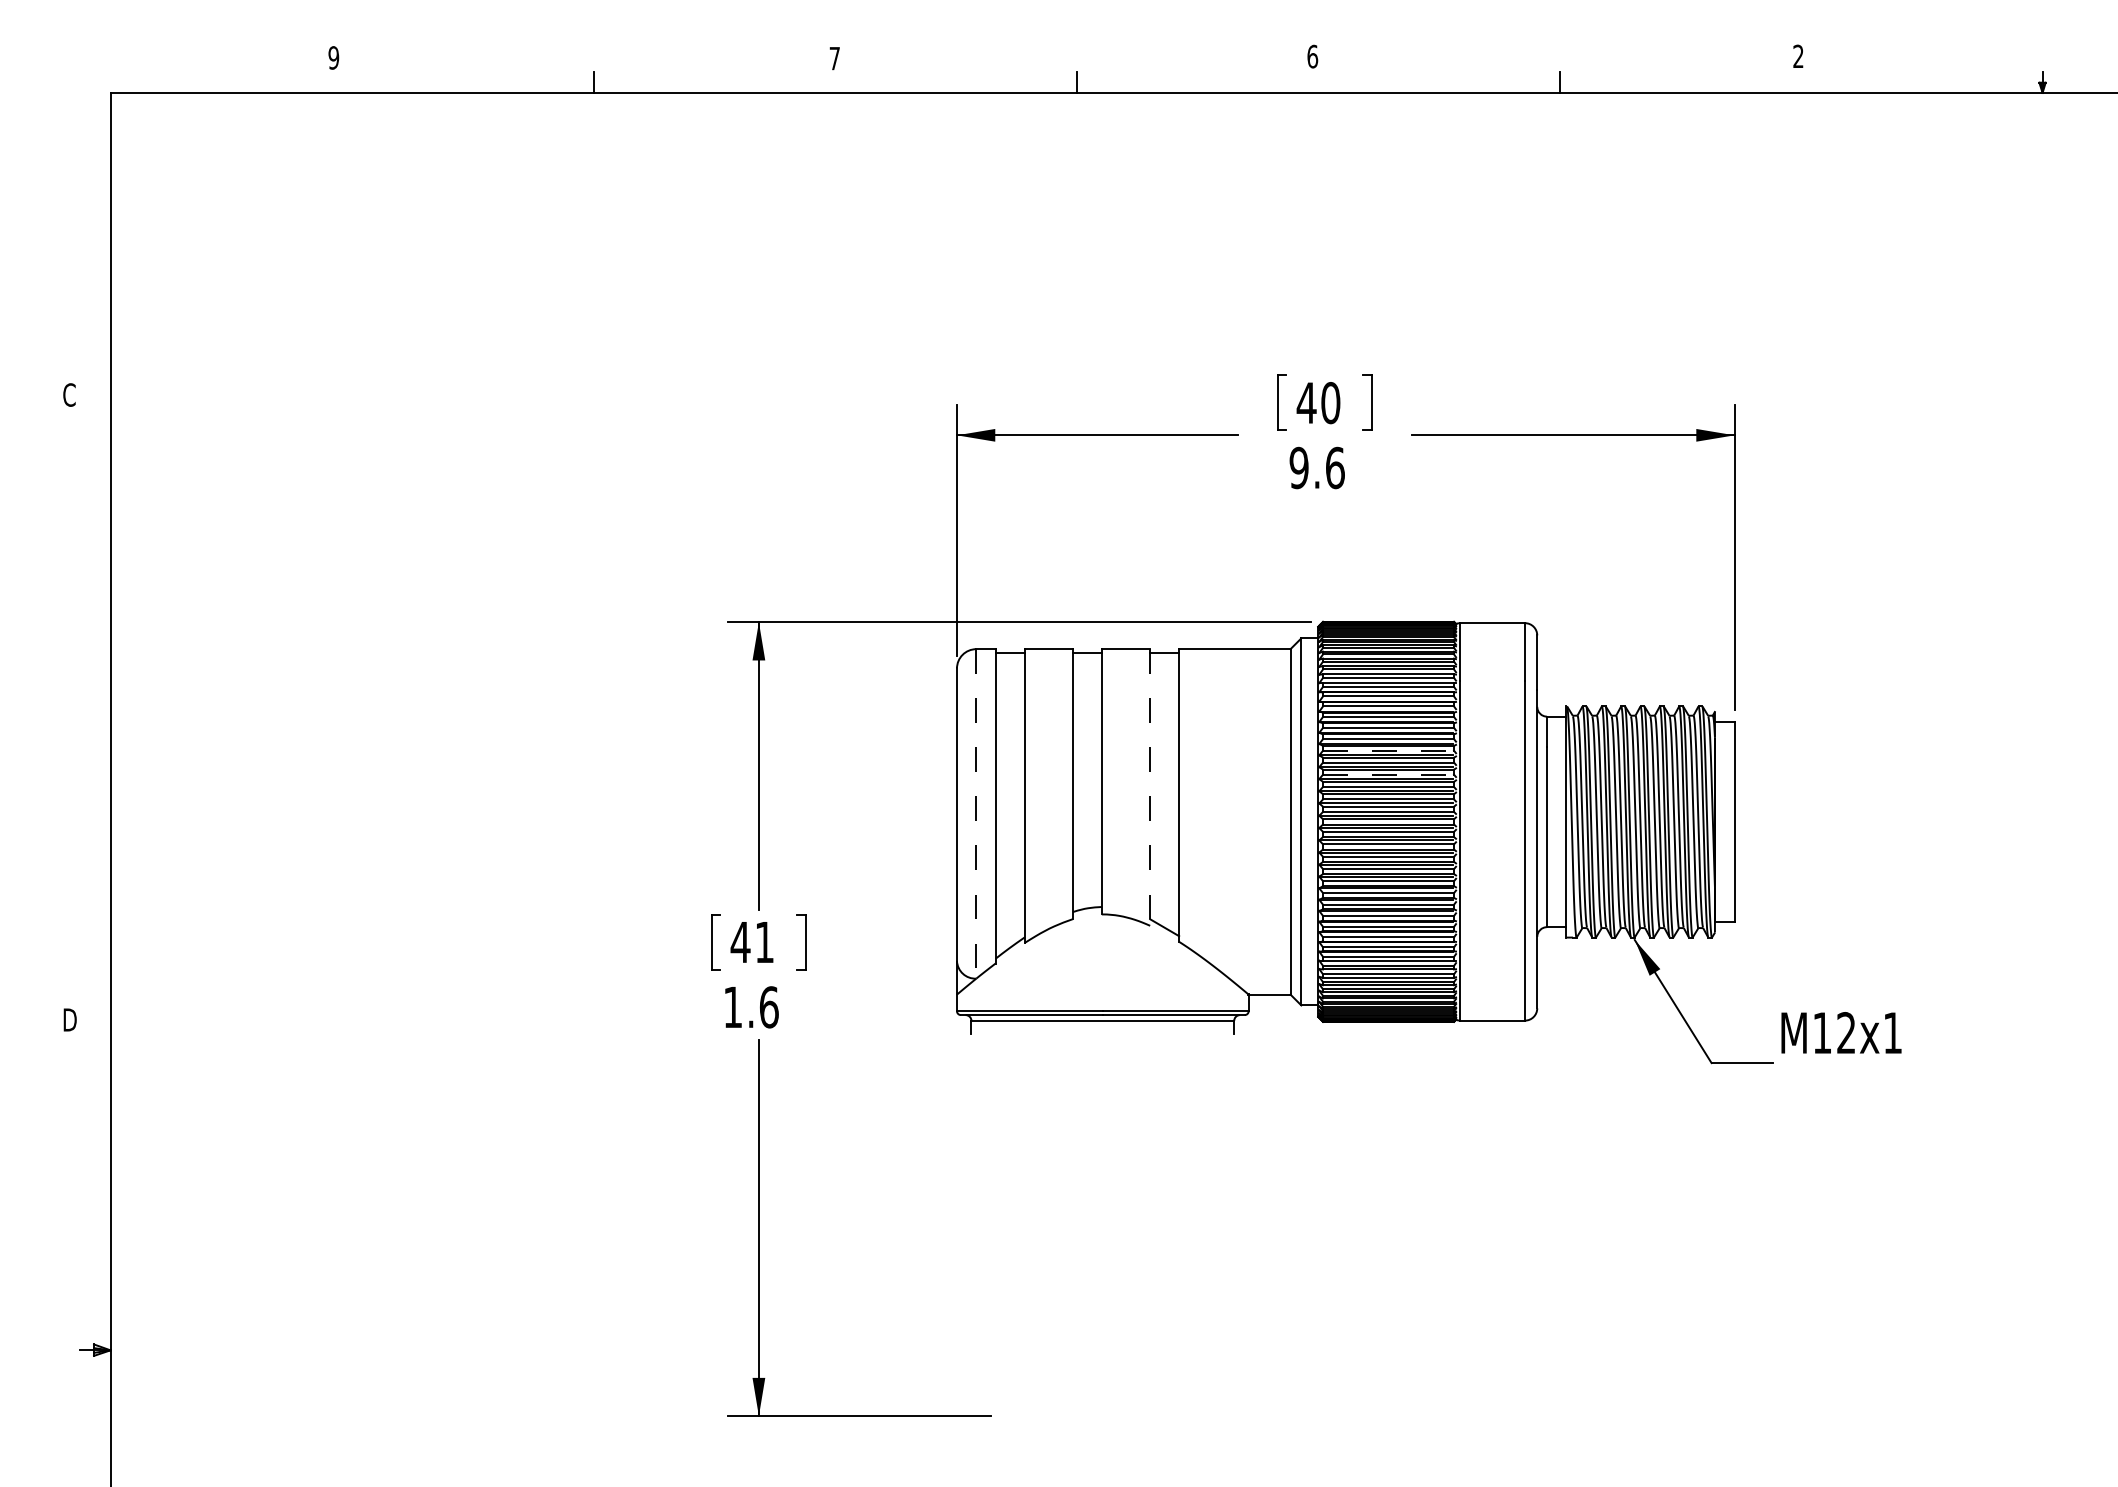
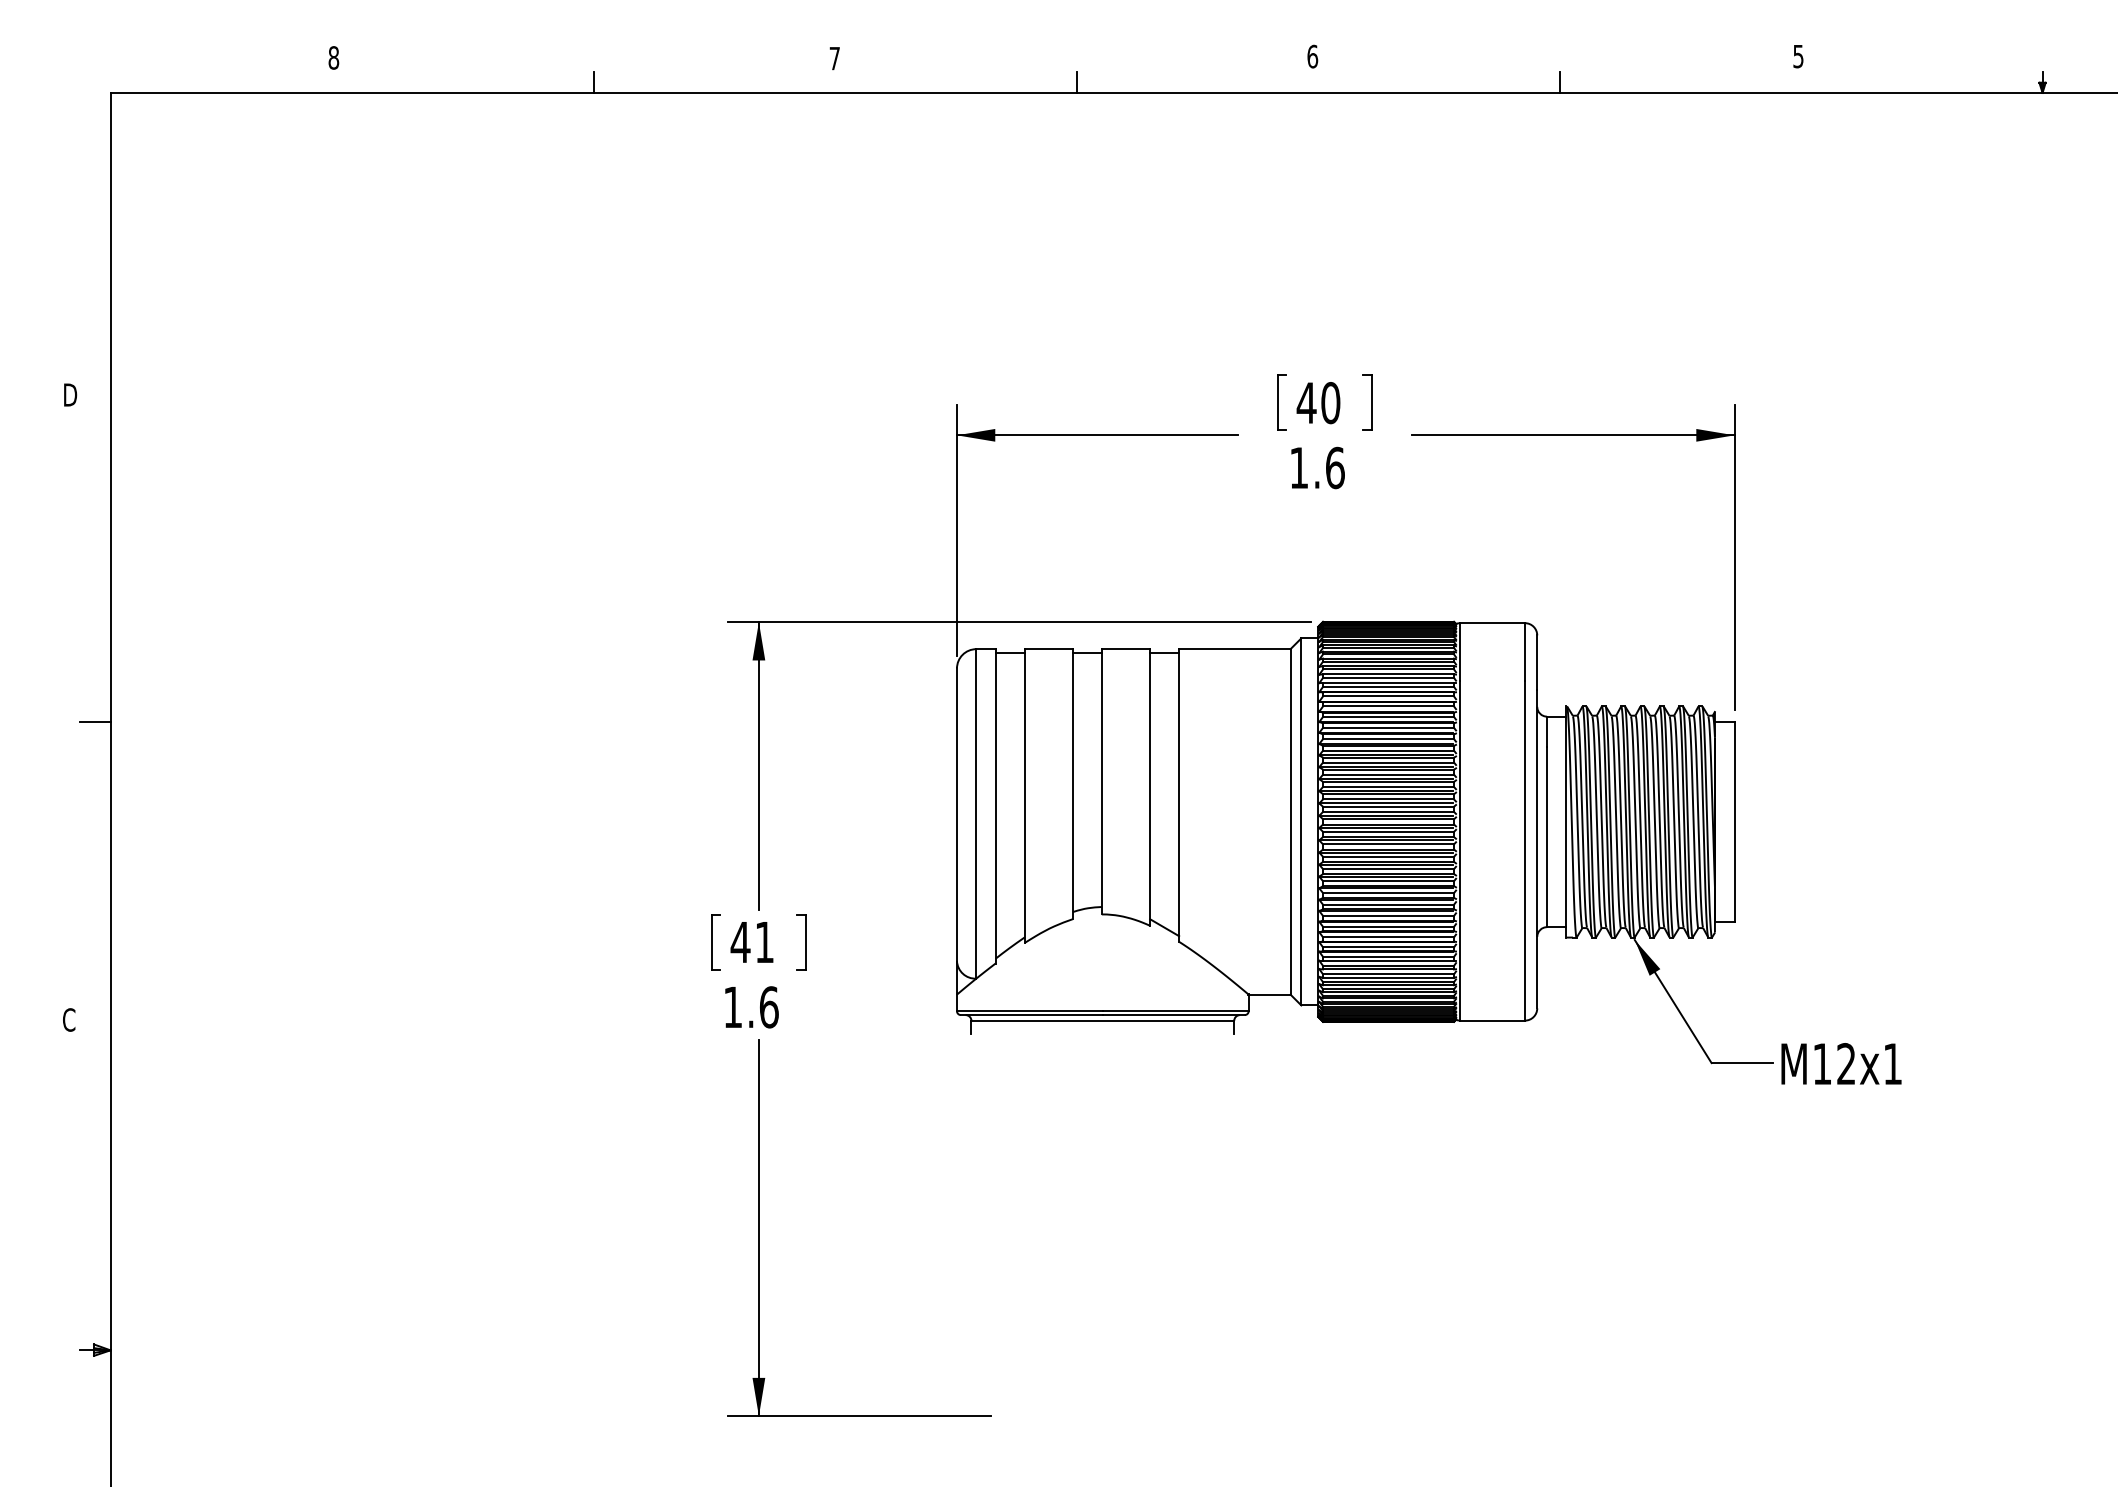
text: 2 -> 5 (1798, 56)
text: 9 -> 8 (333, 57)
text: C -> D (70, 394)
text: 9.6 -> 1.6 (1298, 467)
line: none -> present (94, 721)
line: dashed -> solid (1388, 750)
line: dashed -> solid (1388, 774)
line: dashed -> solid (1150, 788)
line: dashed -> solid (976, 813)
text: D -> C (69, 1019)
text position: (1841, 1032) -> (1841, 1063) (1841, 1063)
